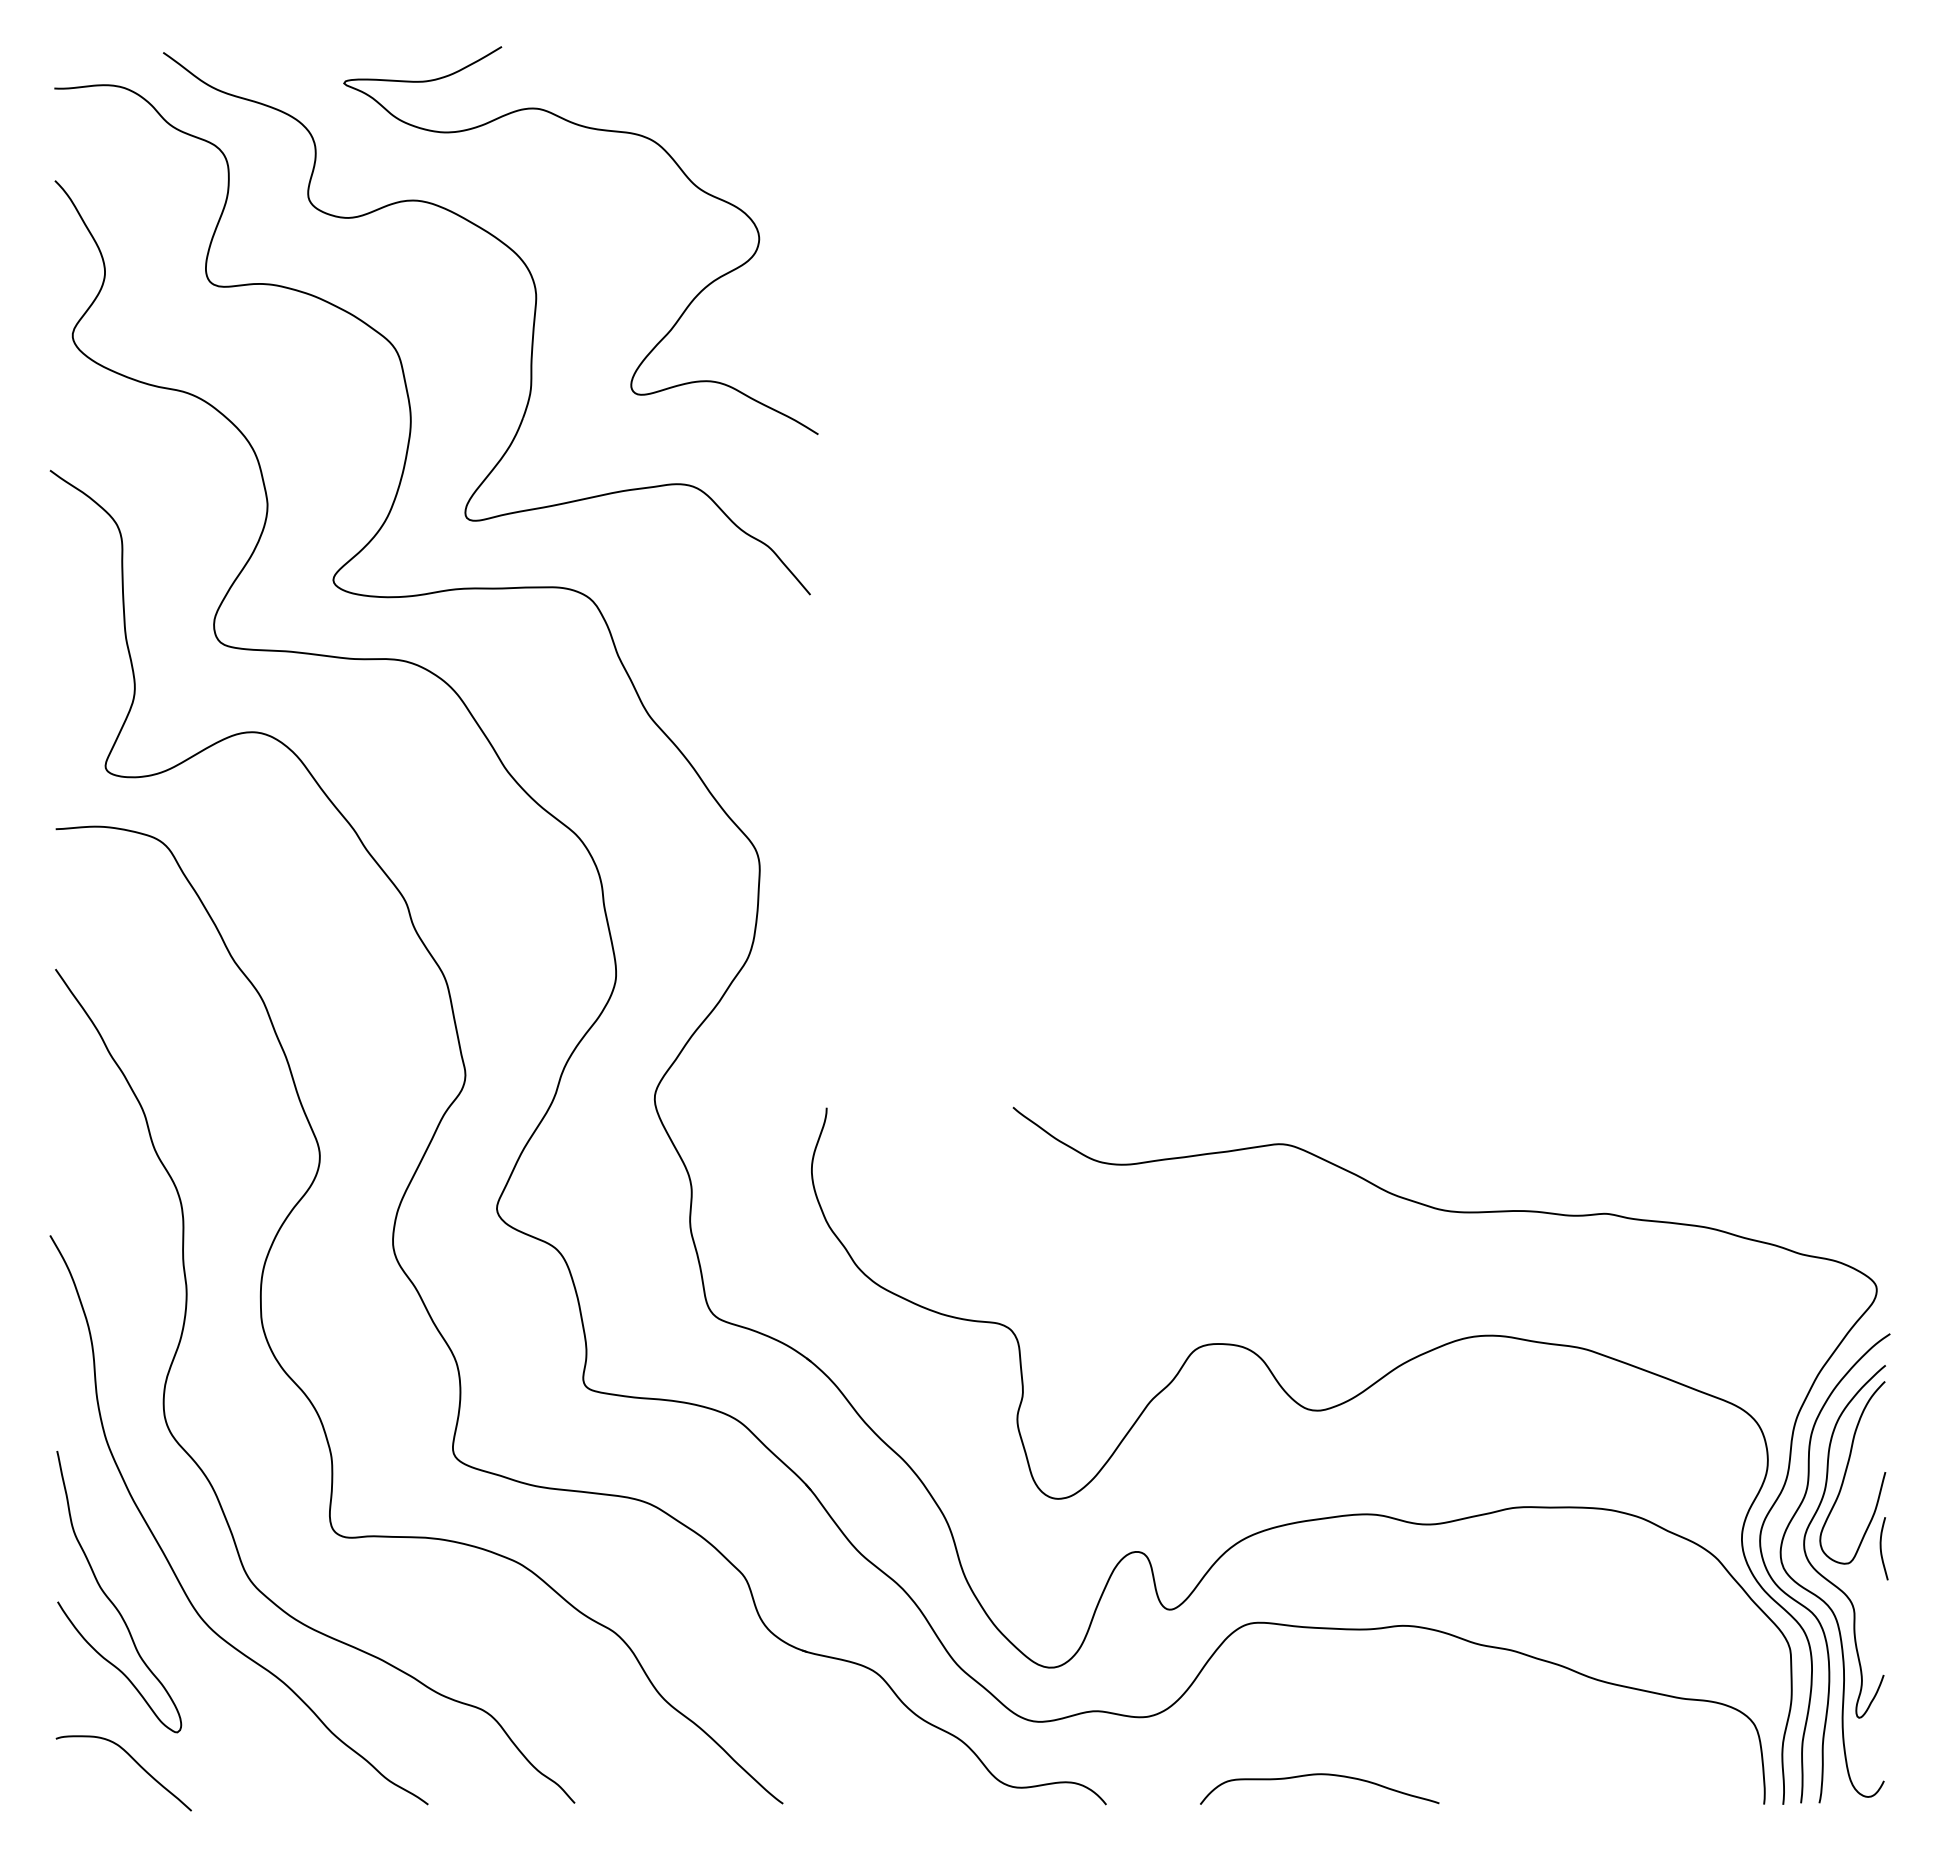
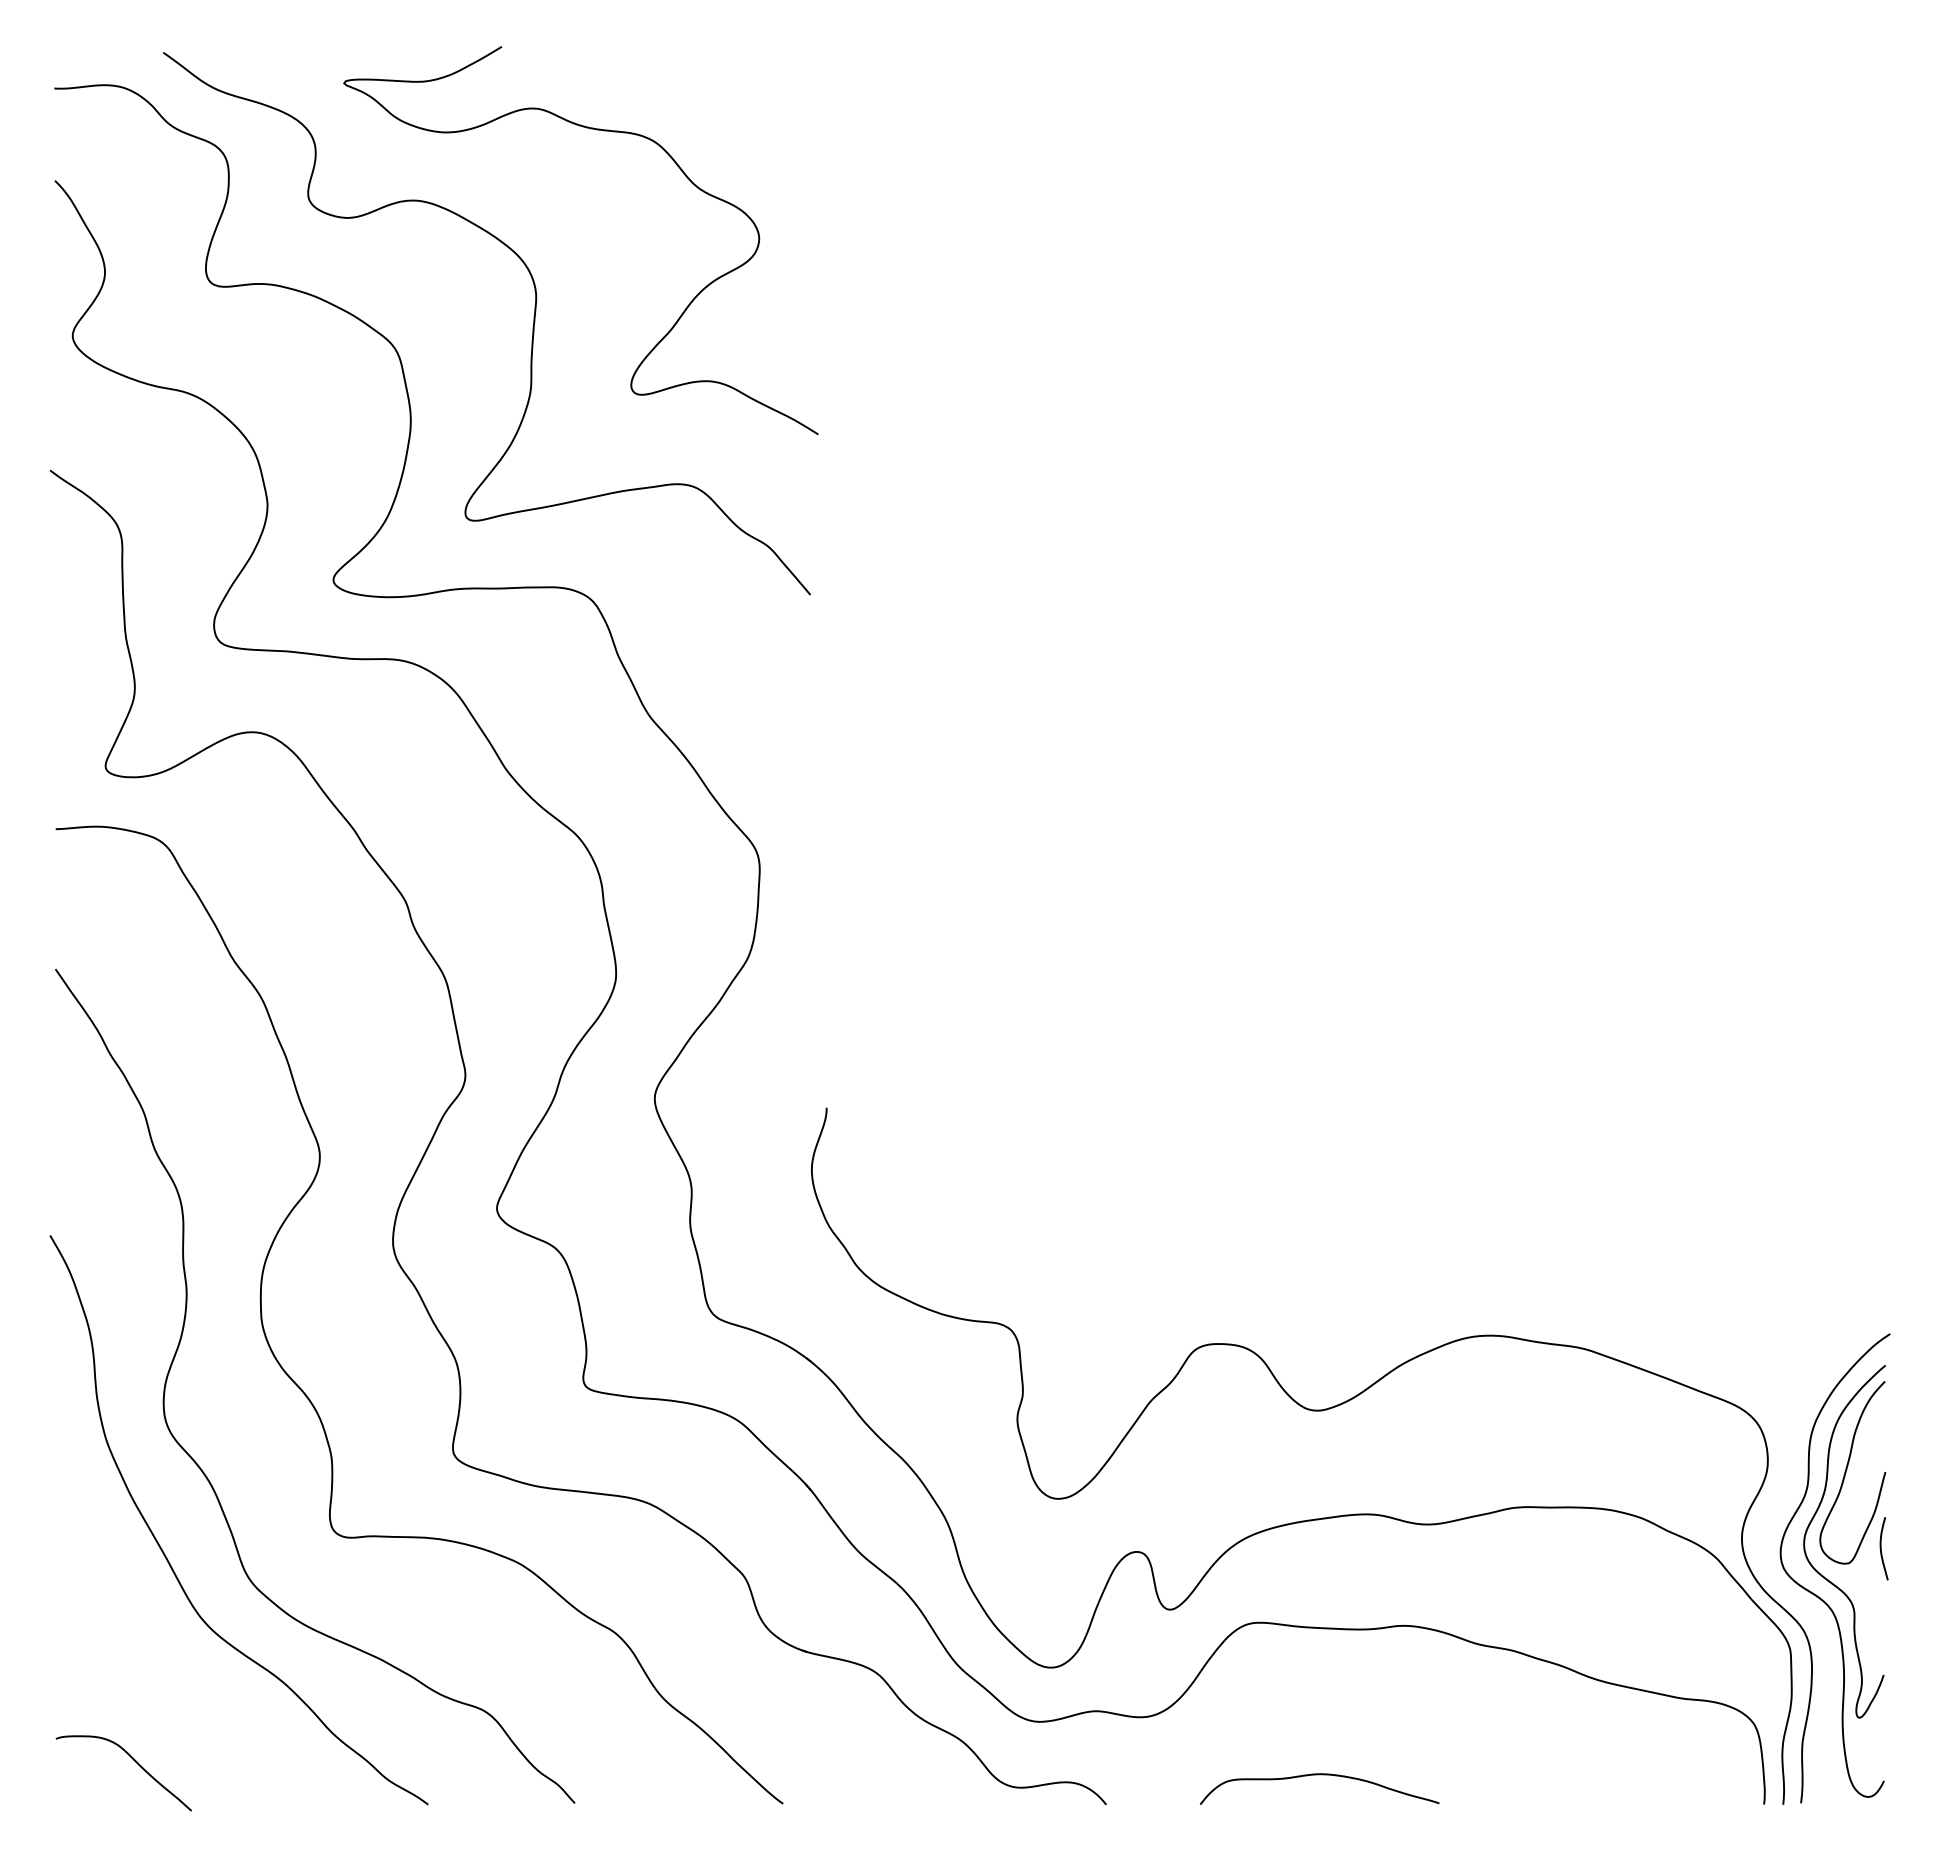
curve: present -> none (1459, 1213)
curve: present -> none (111, 1600)
